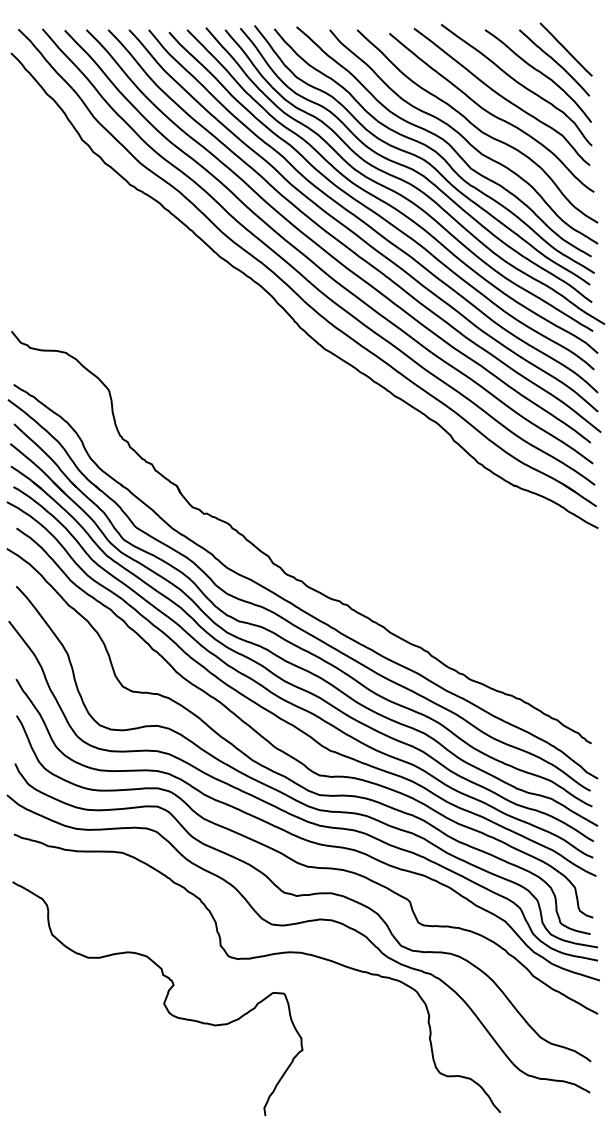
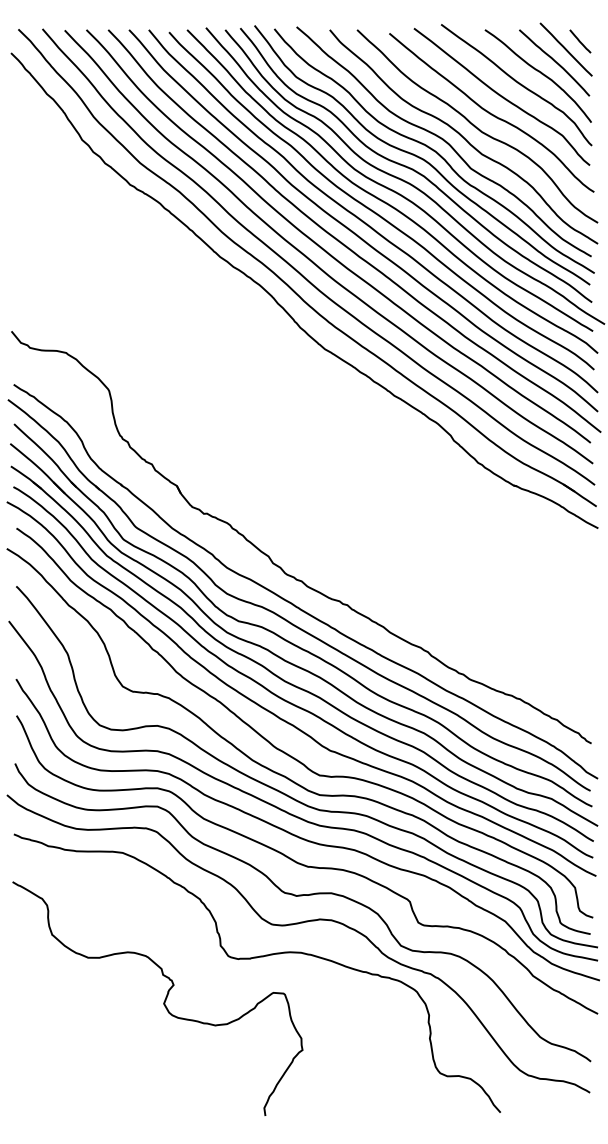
line: none -> present (580, 41)
